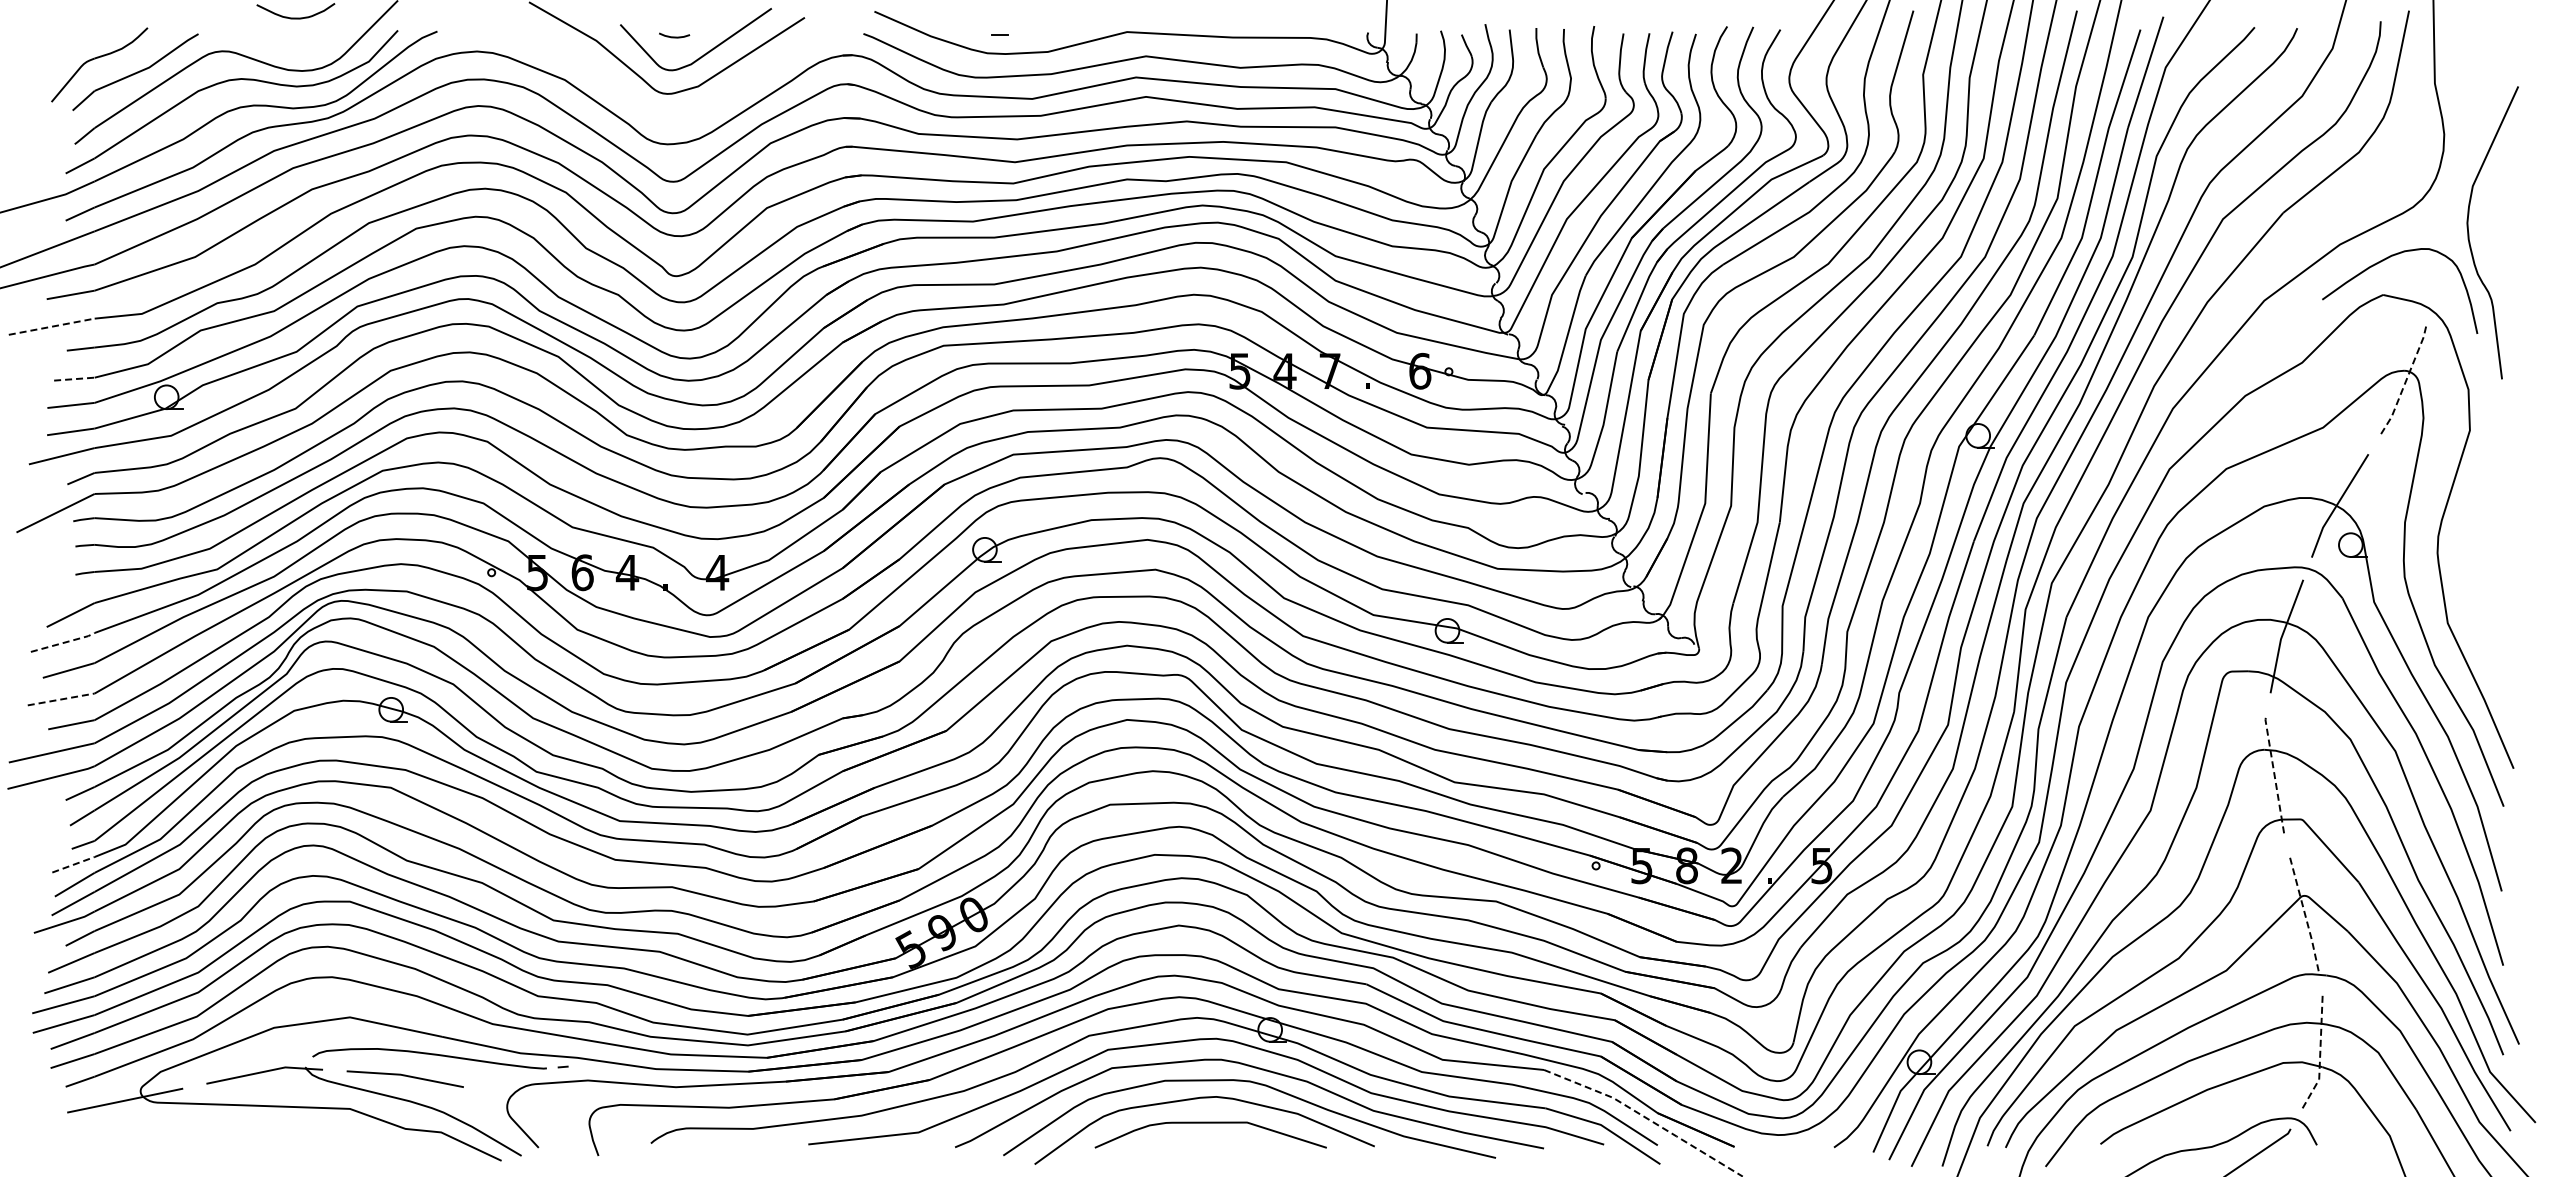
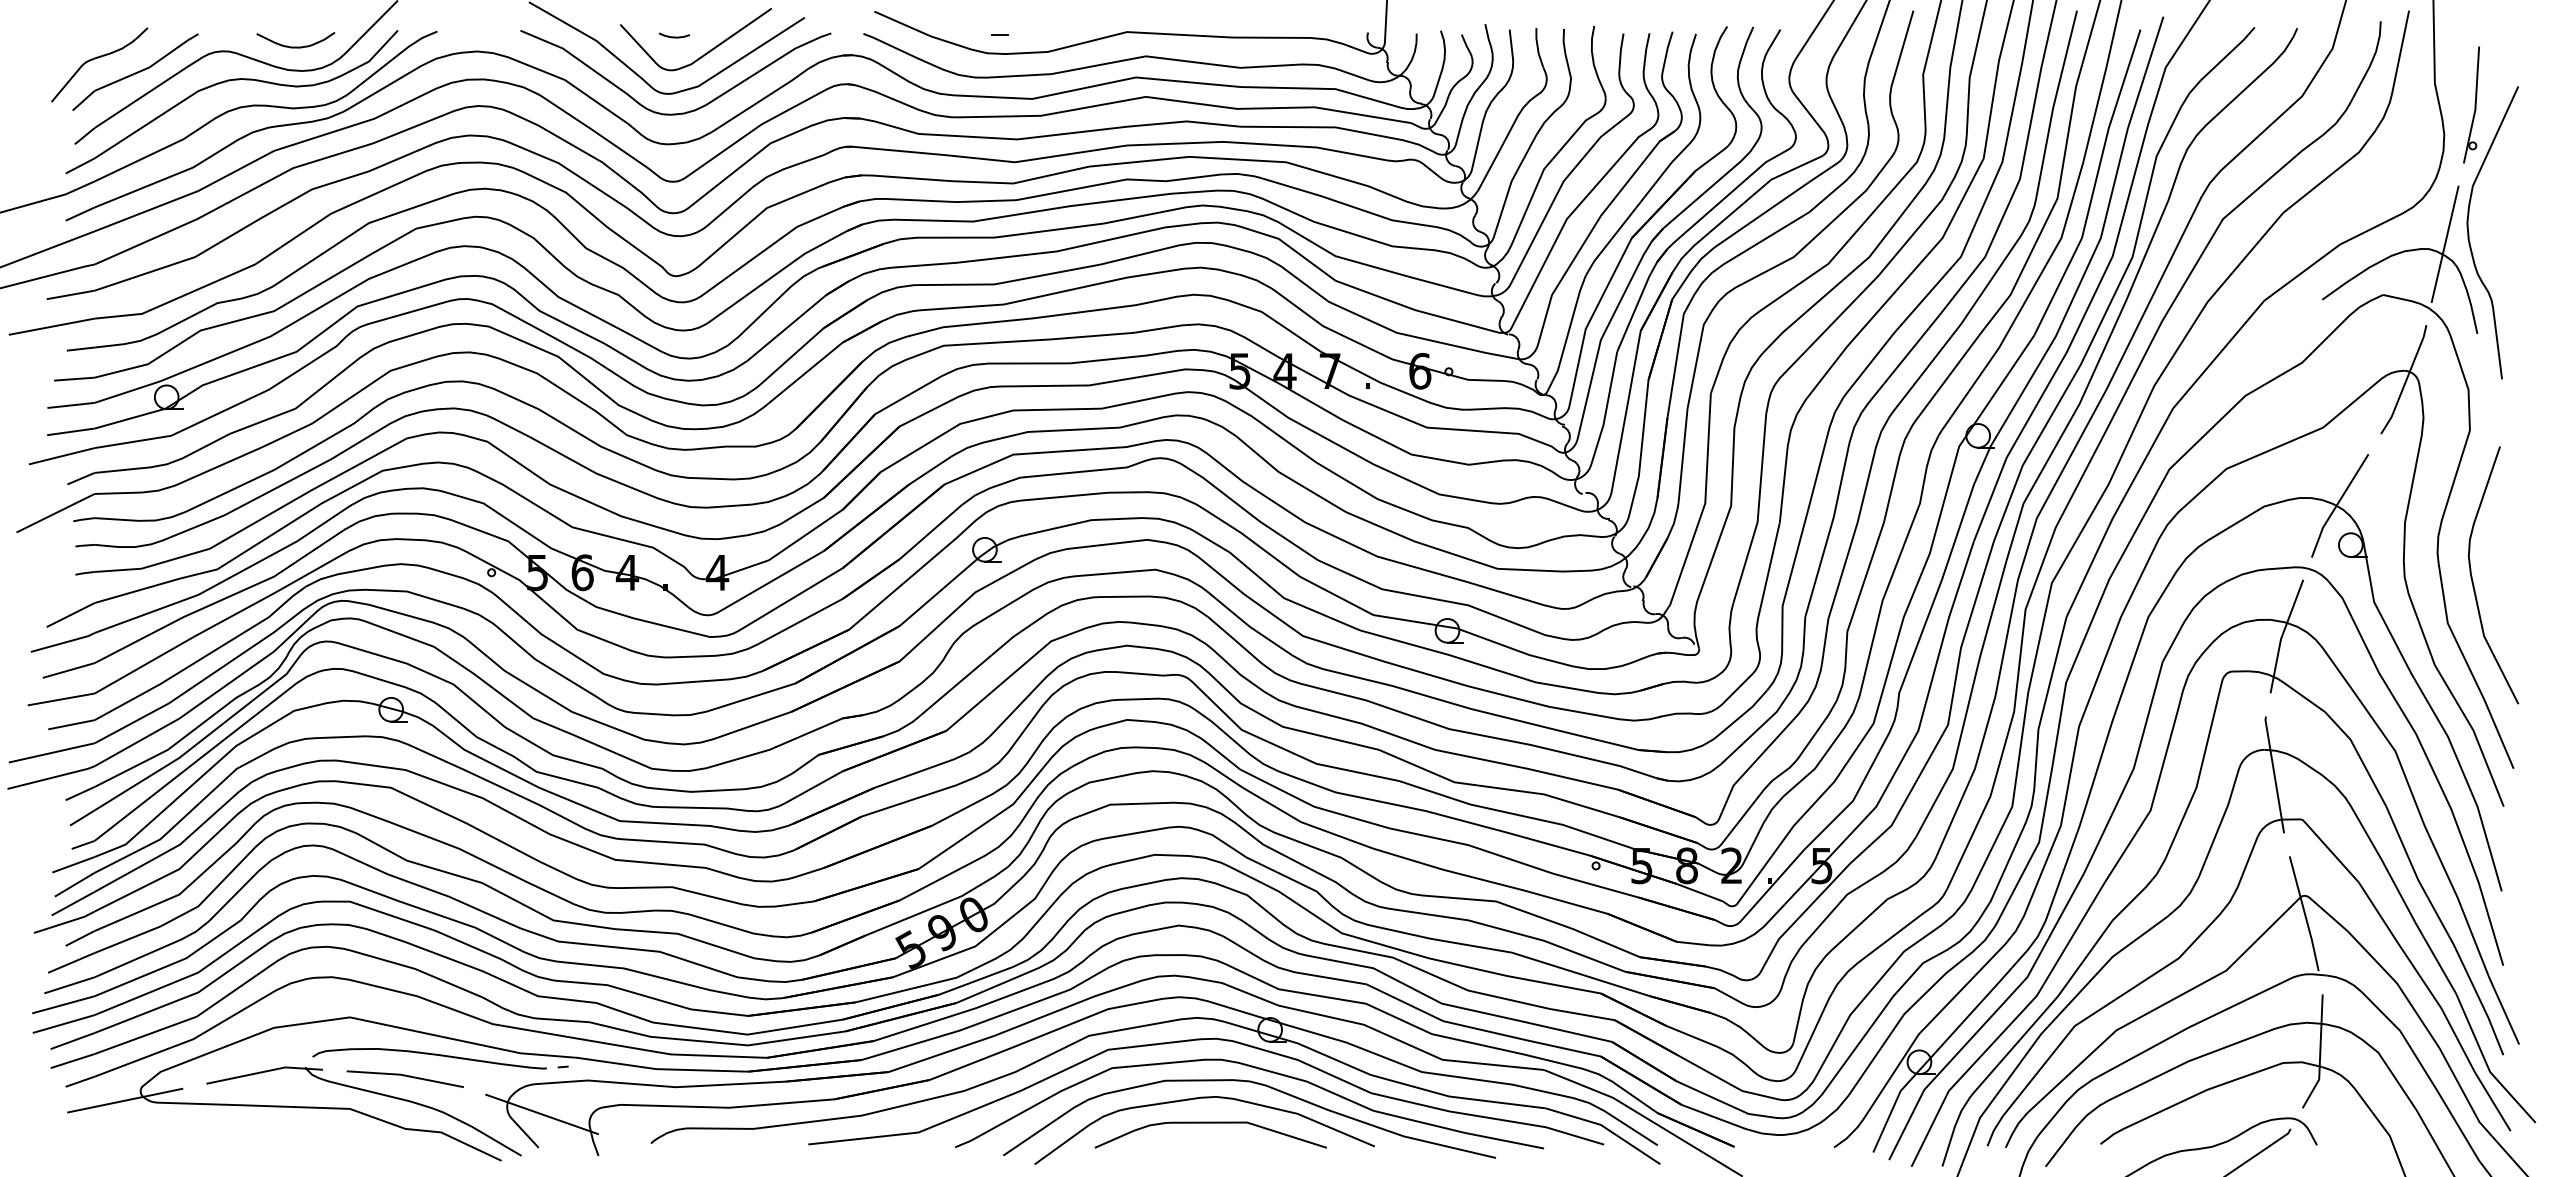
curve position: (295, 17) -> (295, 46) (295, 46)
part: none -> present (2471, 104)
curve: none -> present (681, 112)
line: none -> present (2444, 244)
line: dashed -> solid (51, 326)
line: dashed -> solid (74, 379)
line: dashed -> solid (2406, 380)
curve: none -> present (2473, 580)
line: dashed -> solid (64, 642)
line: dashed -> solid (61, 699)
line: dashed -> solid (2274, 773)
line: dashed -> solid (73, 864)
line: dashed -> solid (2305, 914)
line: dashed -> solid (2320, 1053)
line: none -> present (542, 1114)
line: dashed -> solid (1646, 1117)
